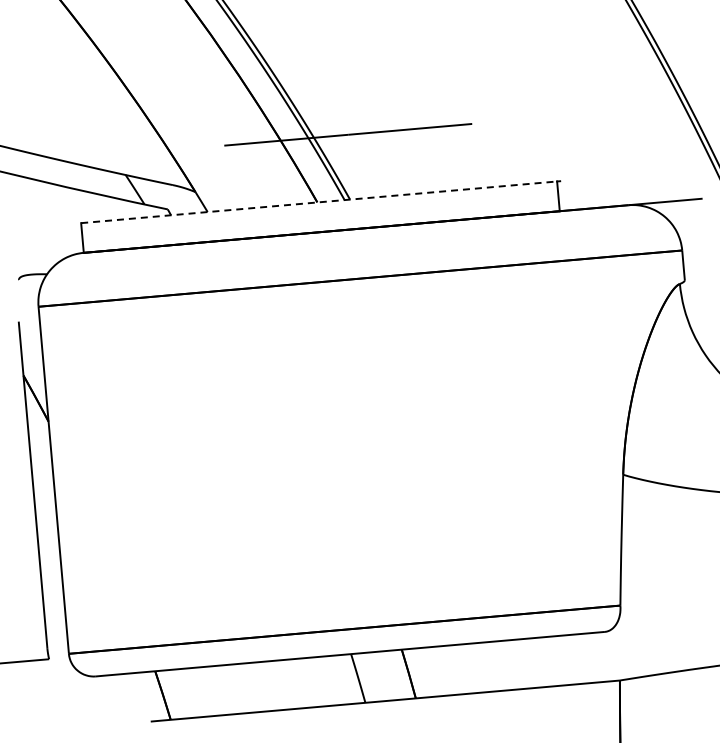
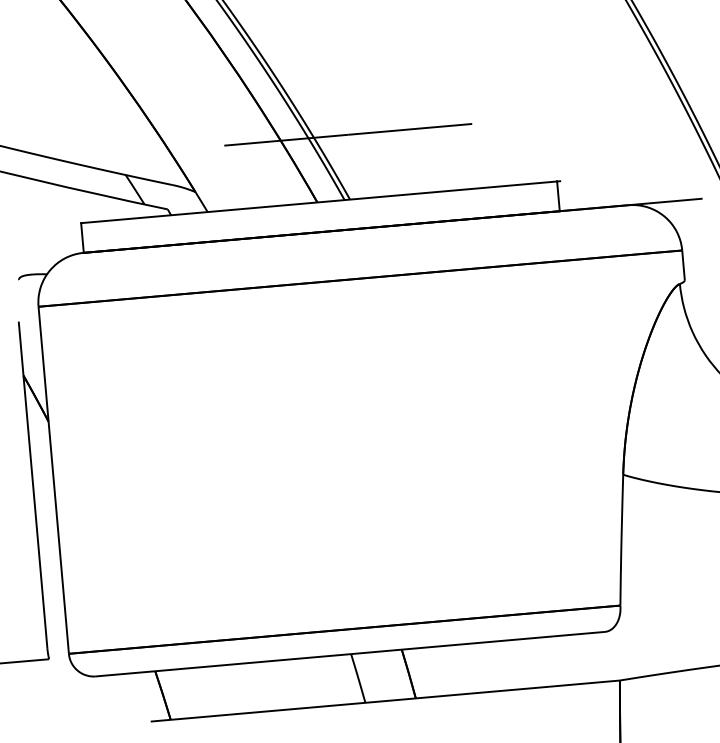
line: dashed -> solid (319, 202)
